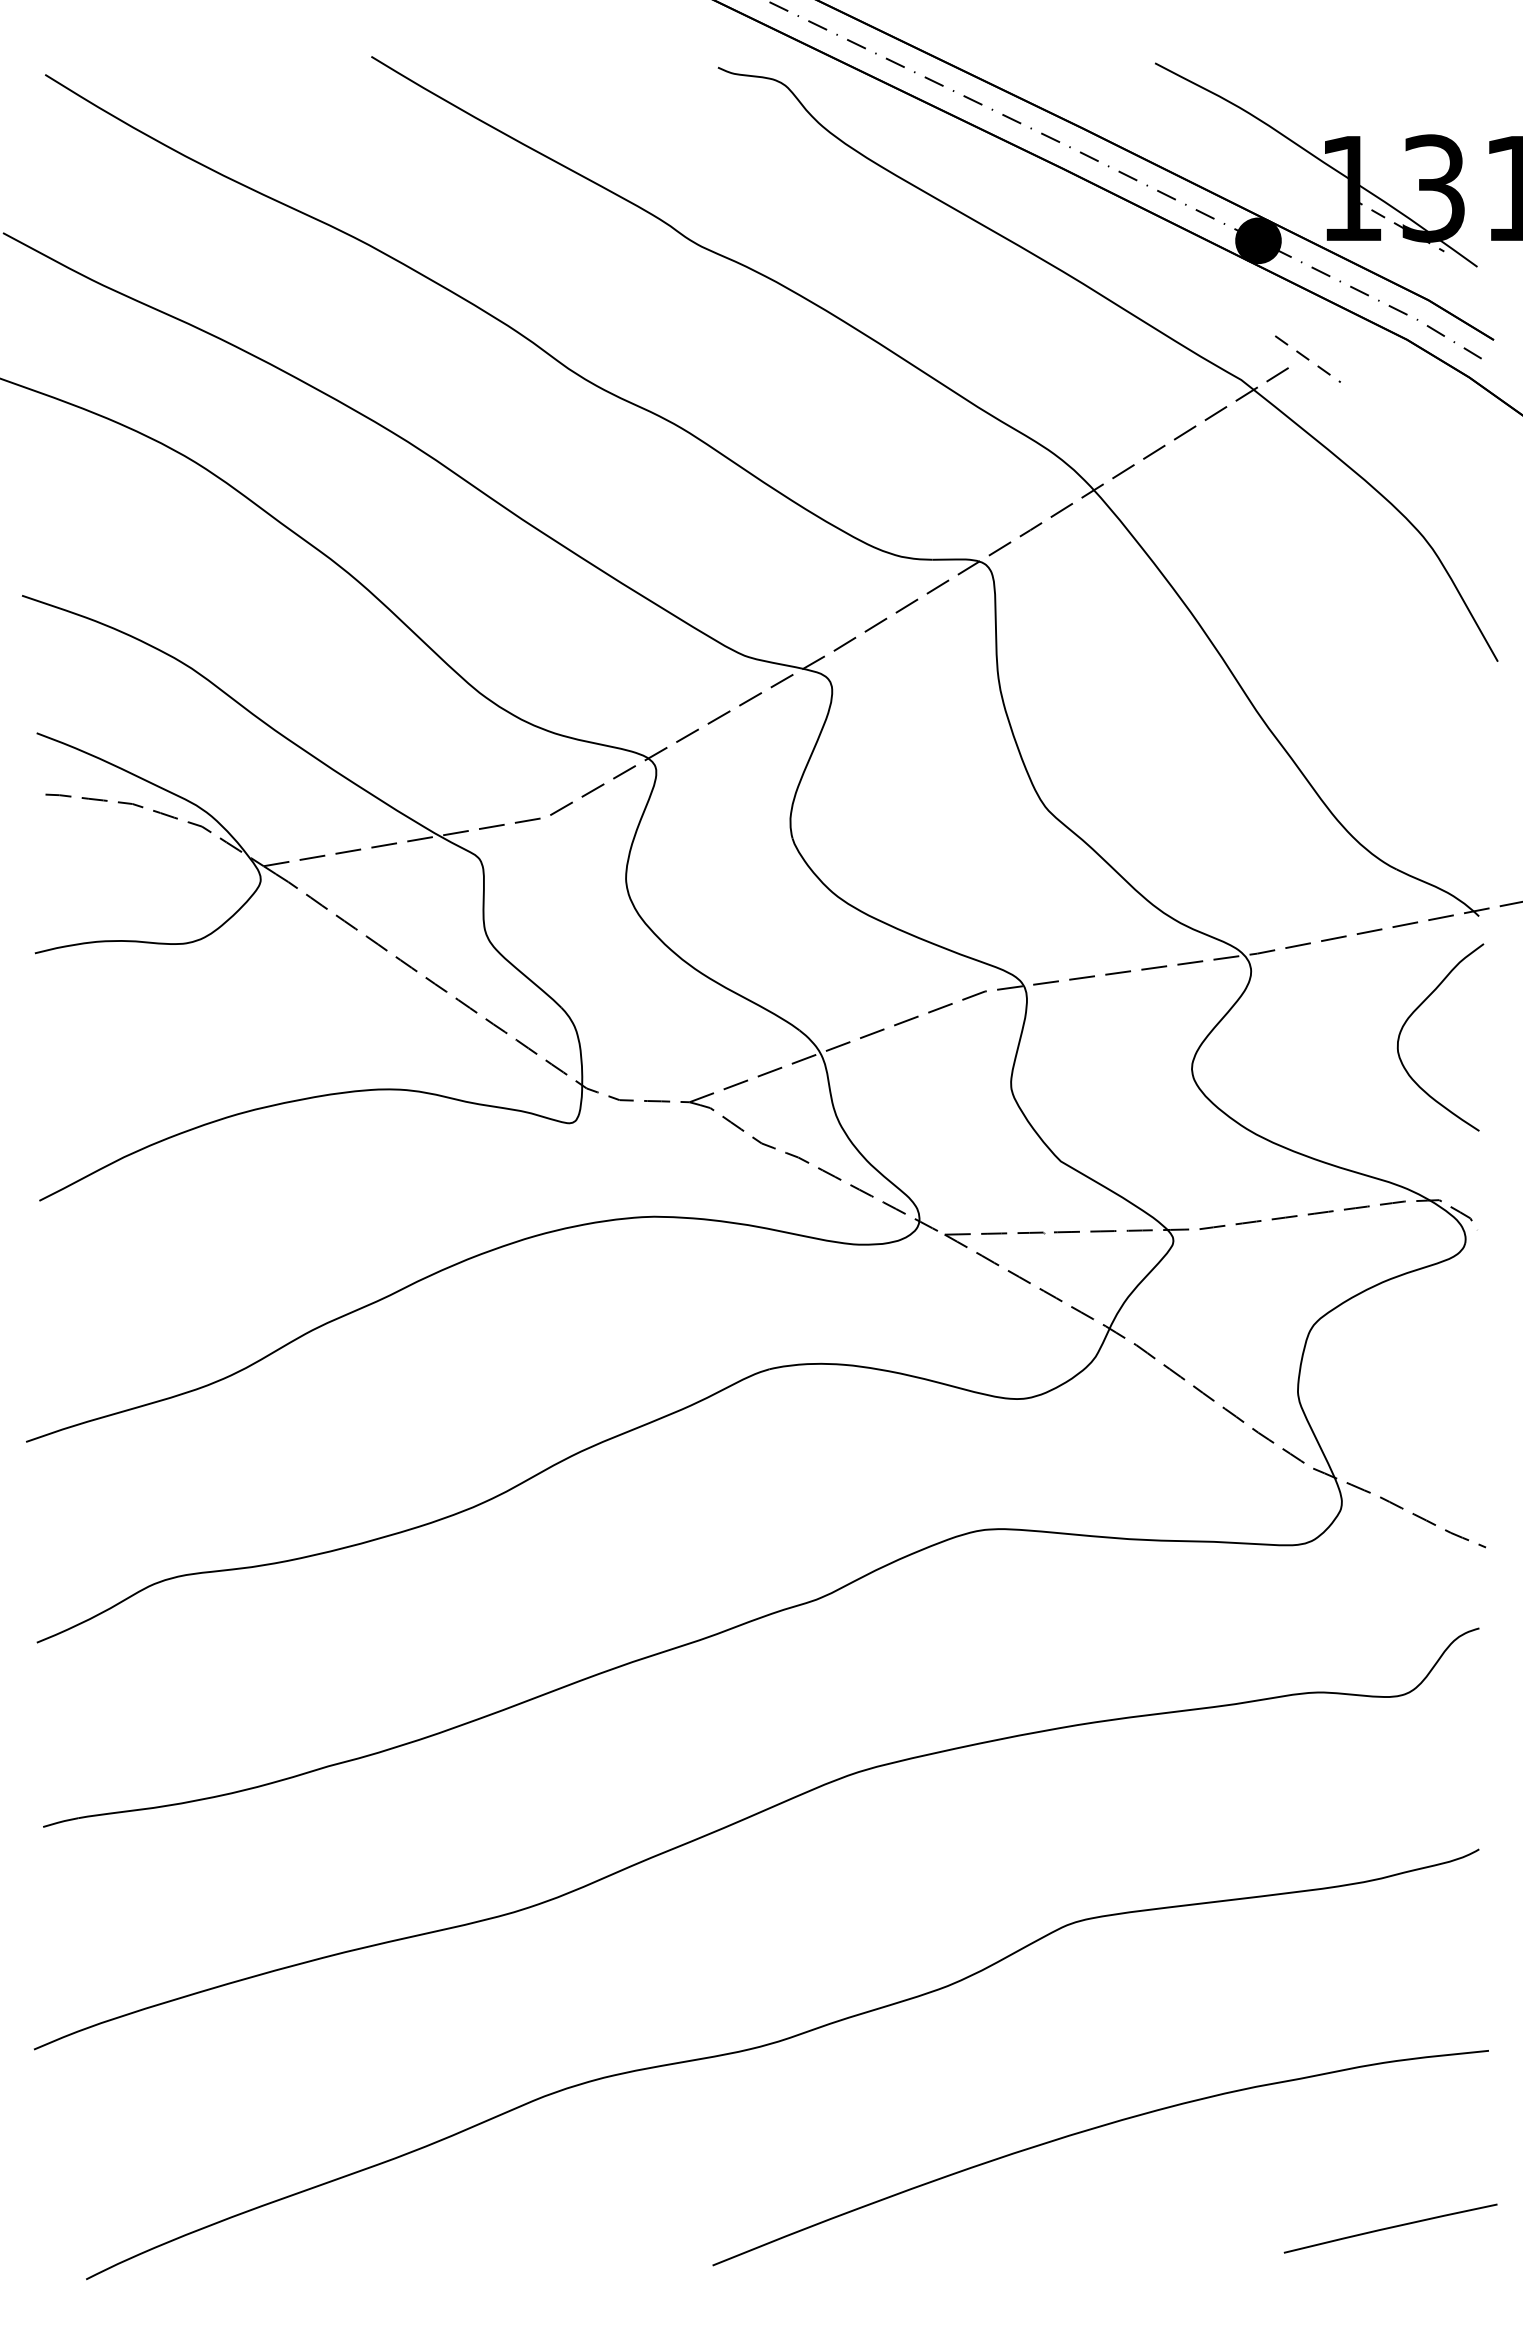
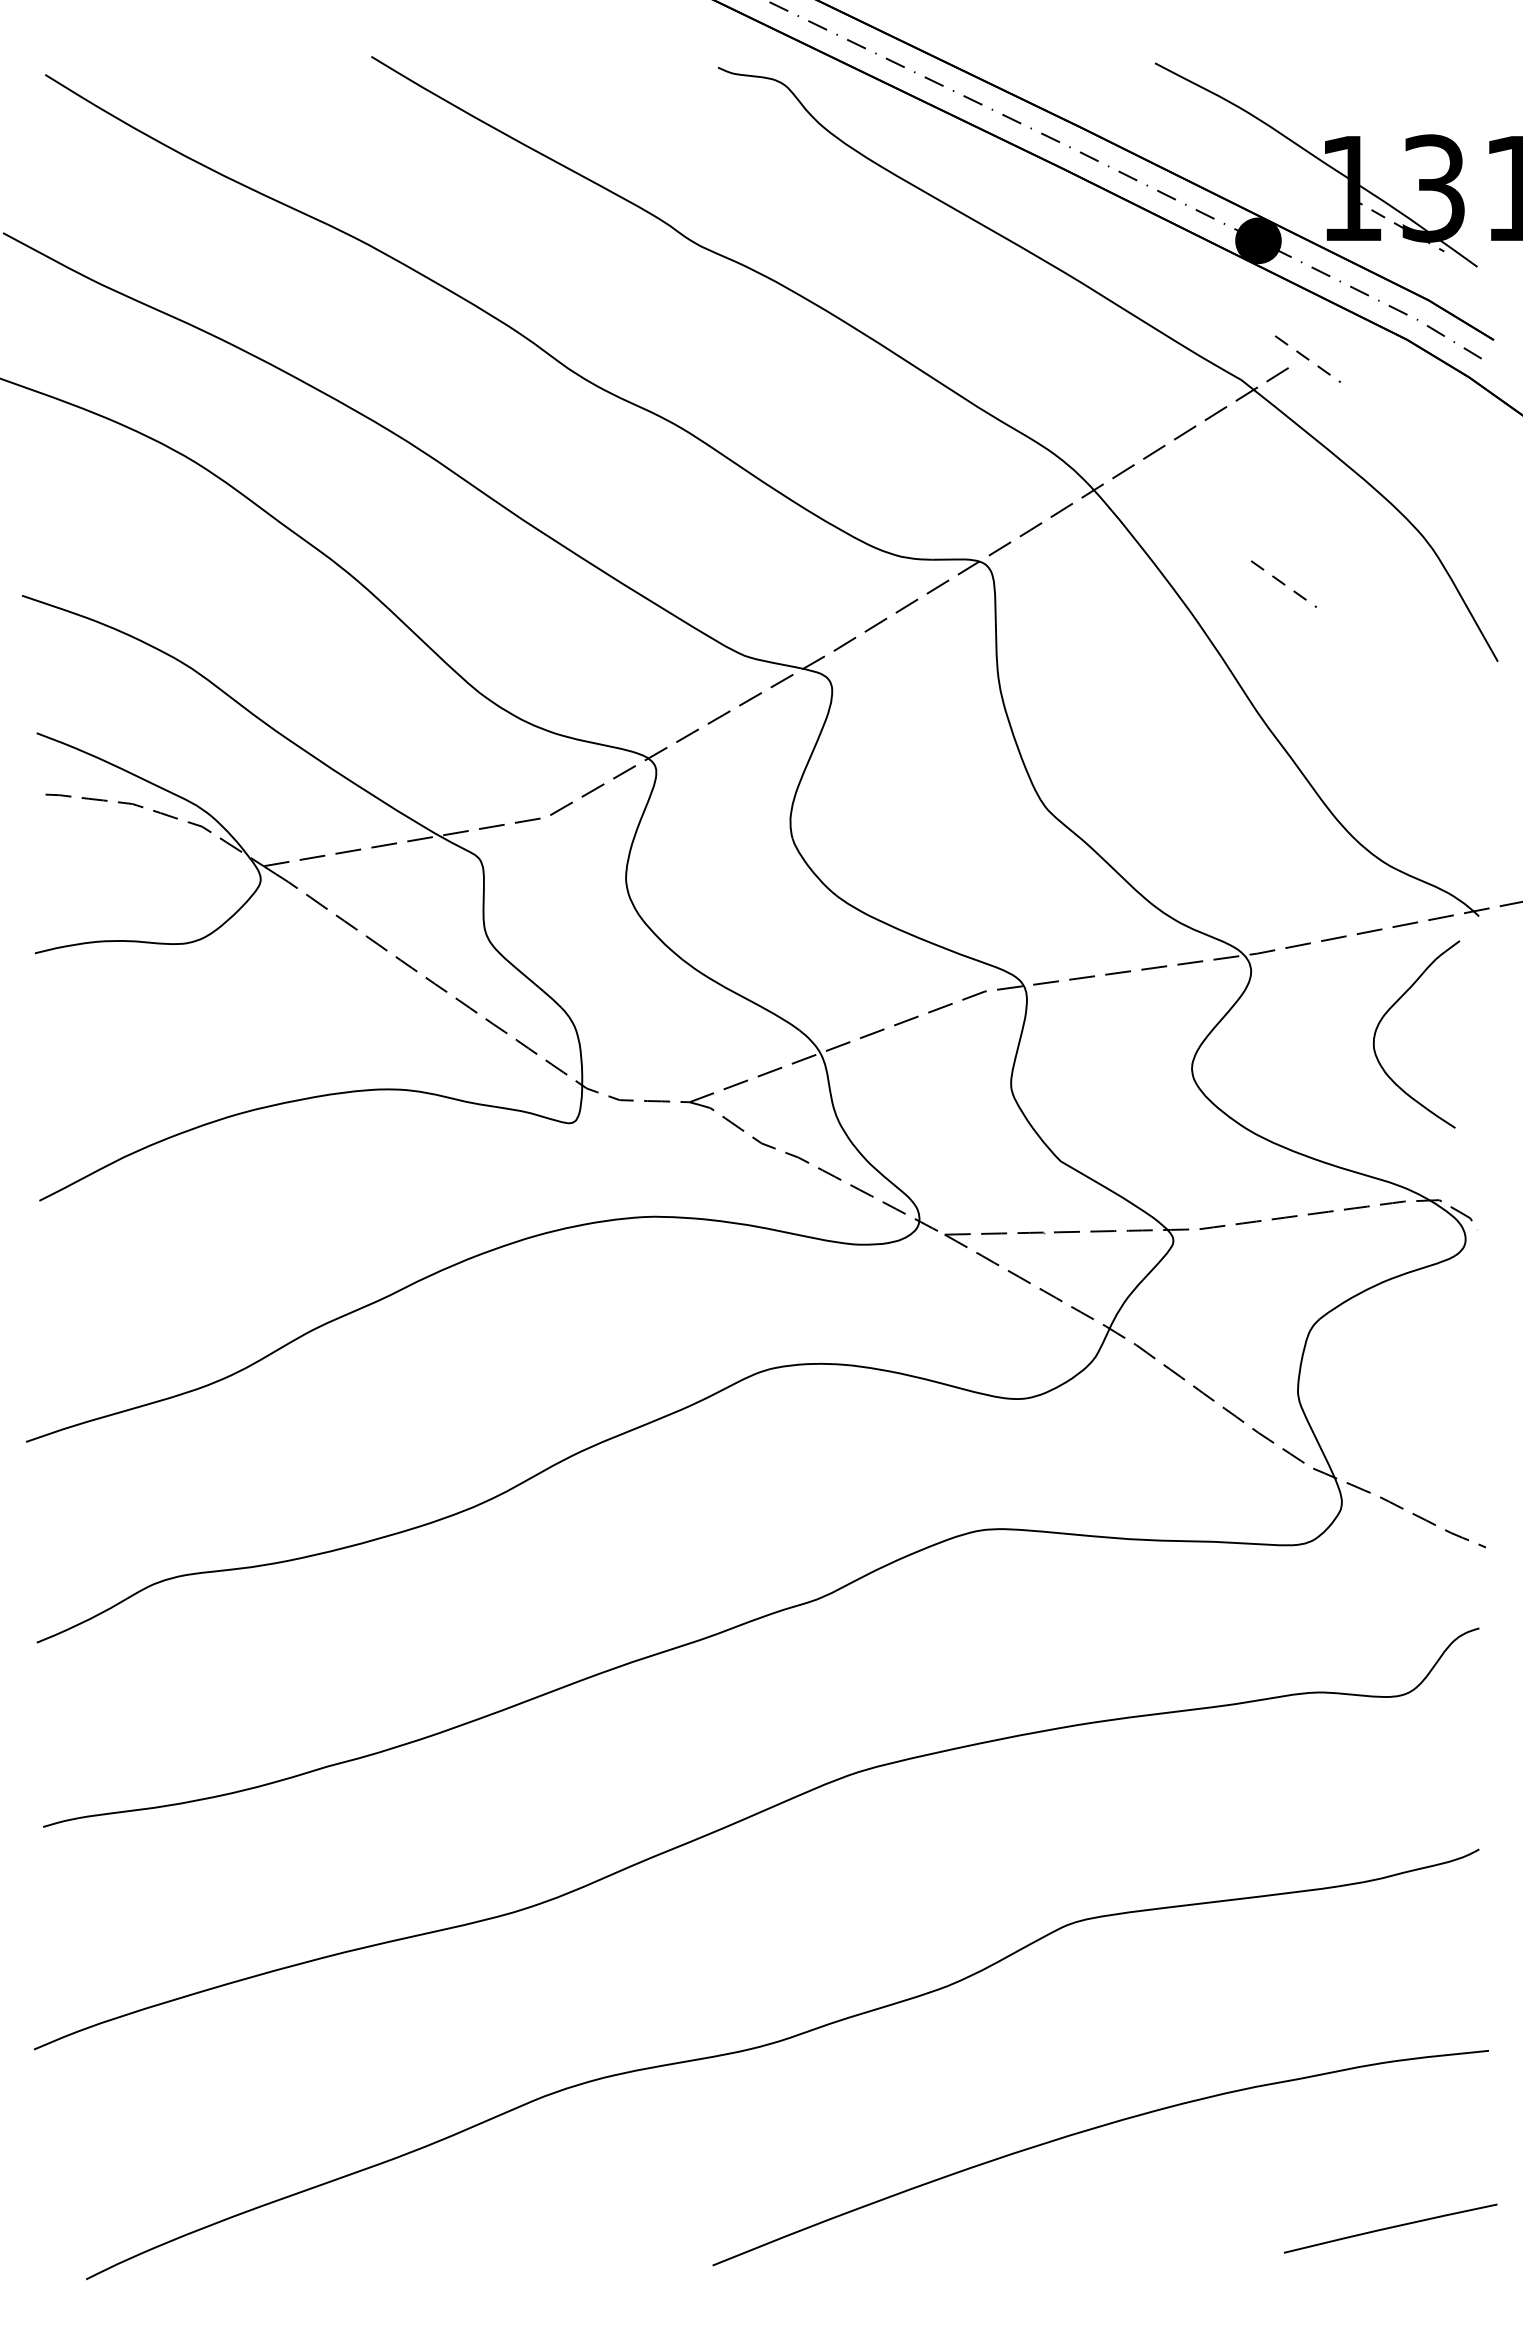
line: none -> present (1283, 583)
curve position: (1411, 1016) -> (1387, 1013) (1387, 1013)
